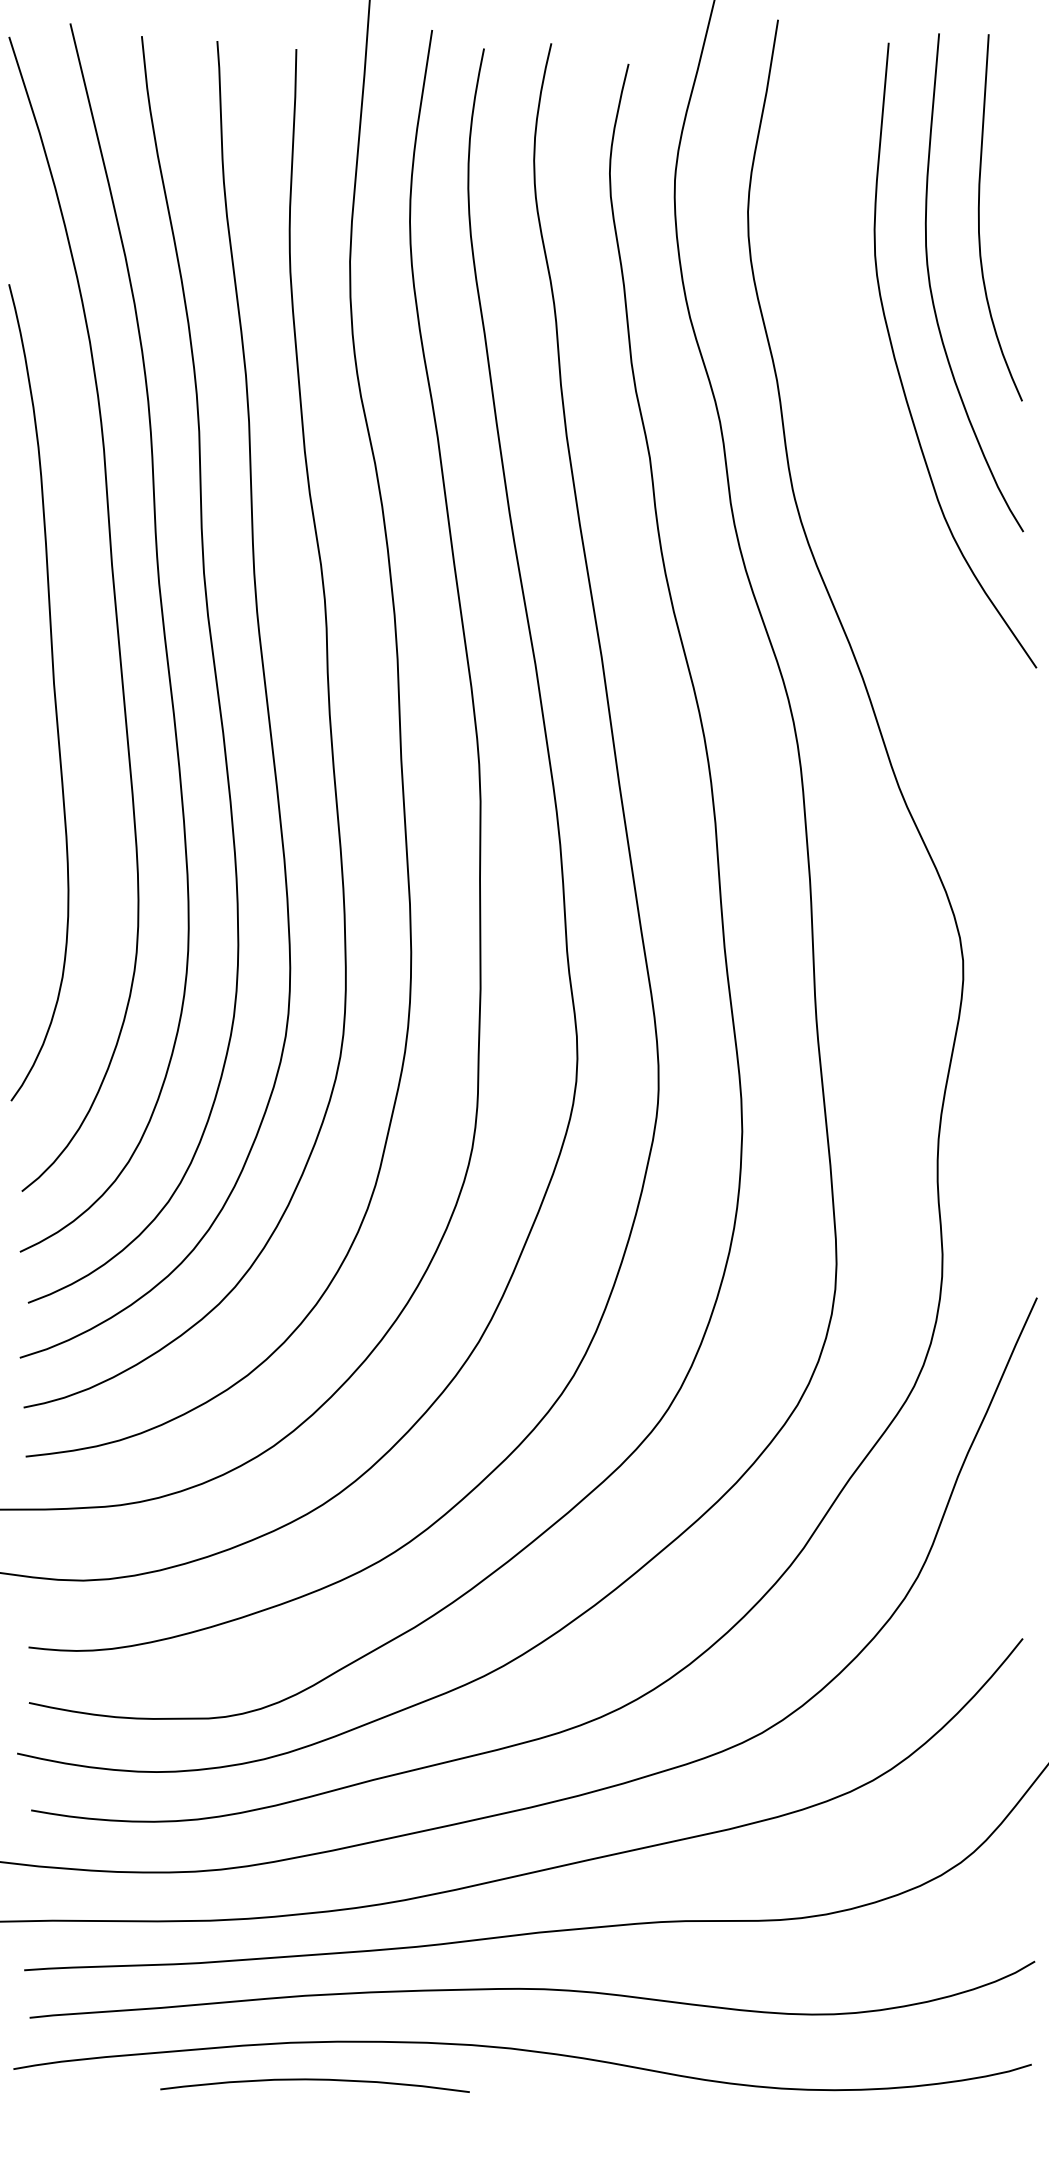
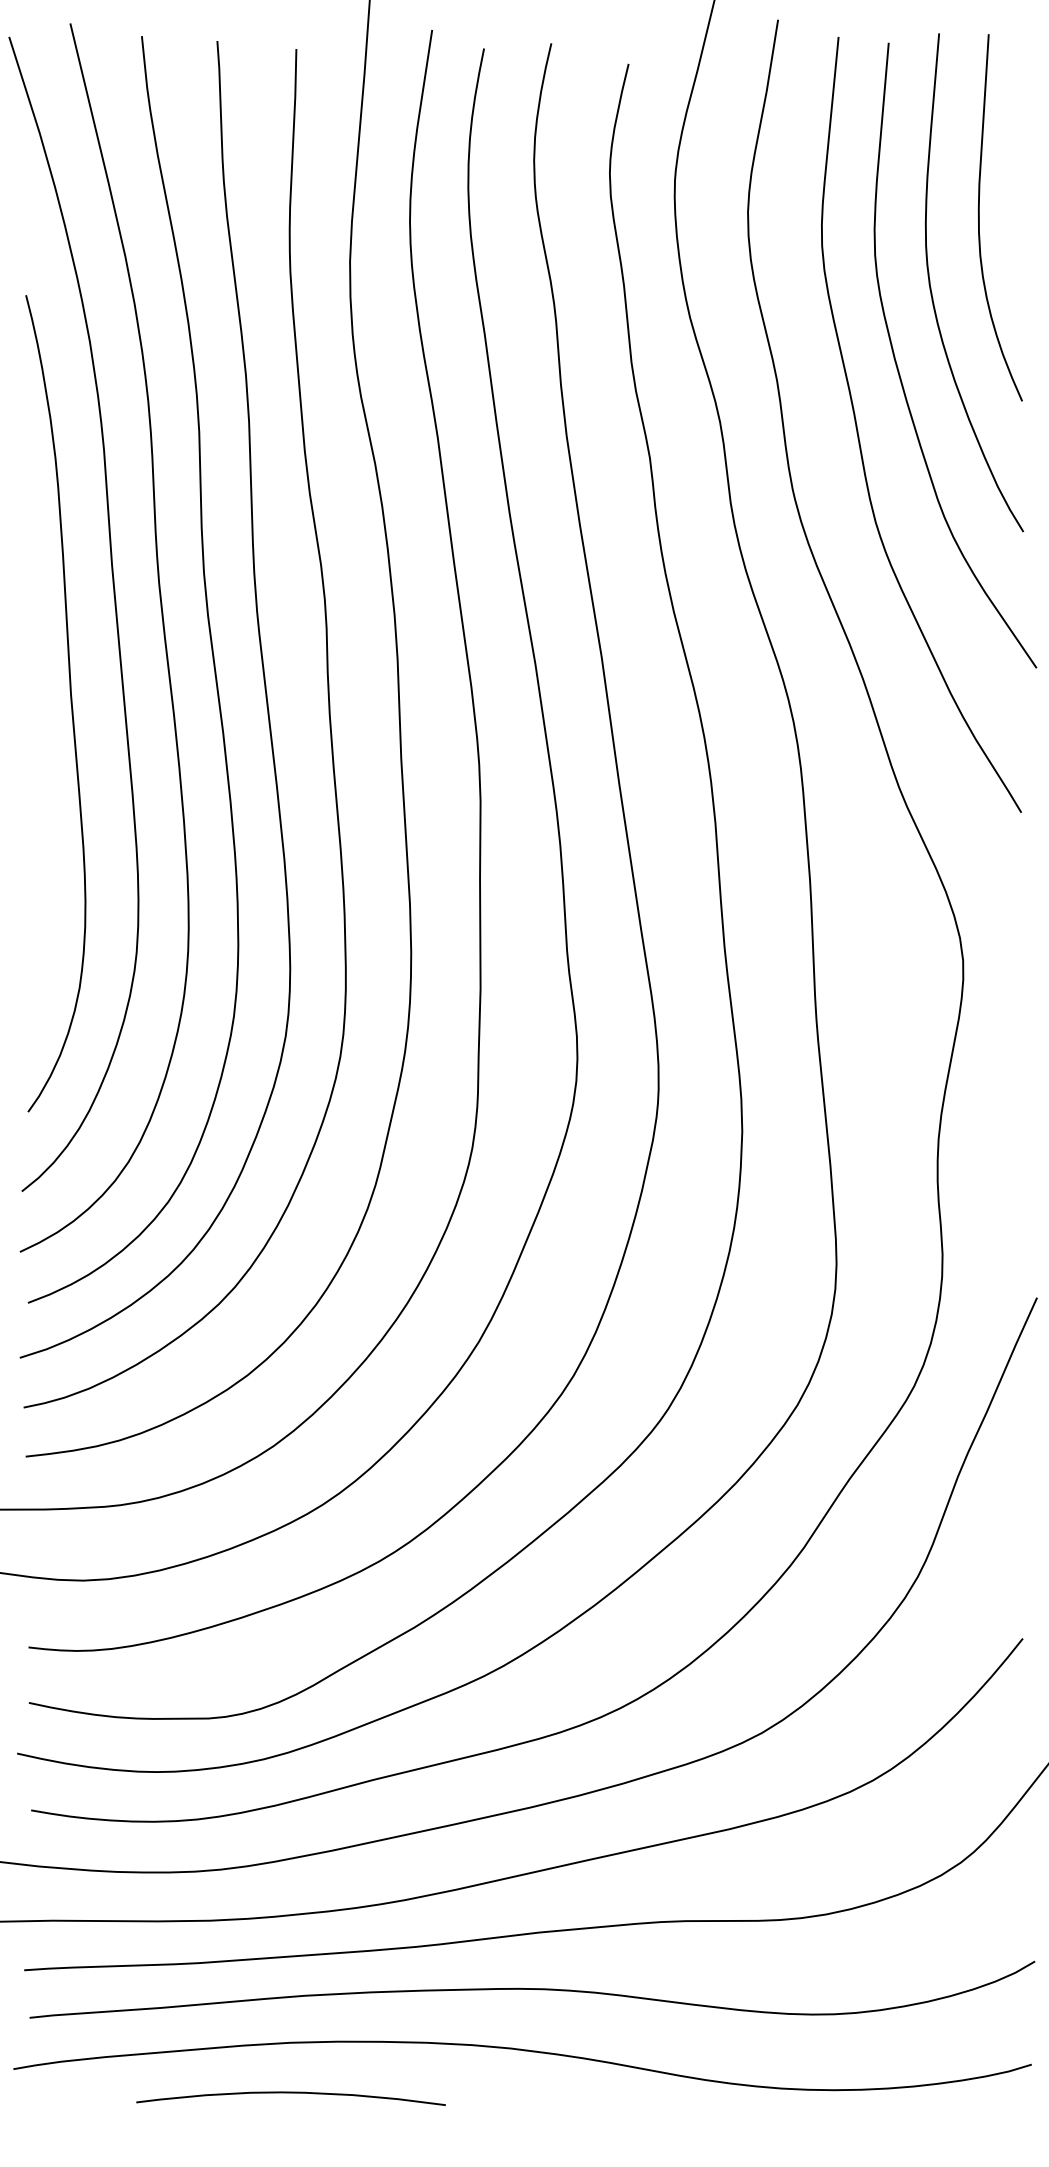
curve: none -> present (859, 436)
curve position: (53, 692) -> (70, 703) (70, 703)
curve position: (314, 2080) -> (290, 2093) (290, 2093)
